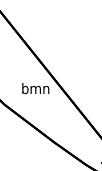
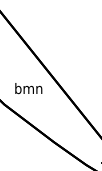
text position: (35, 88) -> (28, 88) (28, 88)
